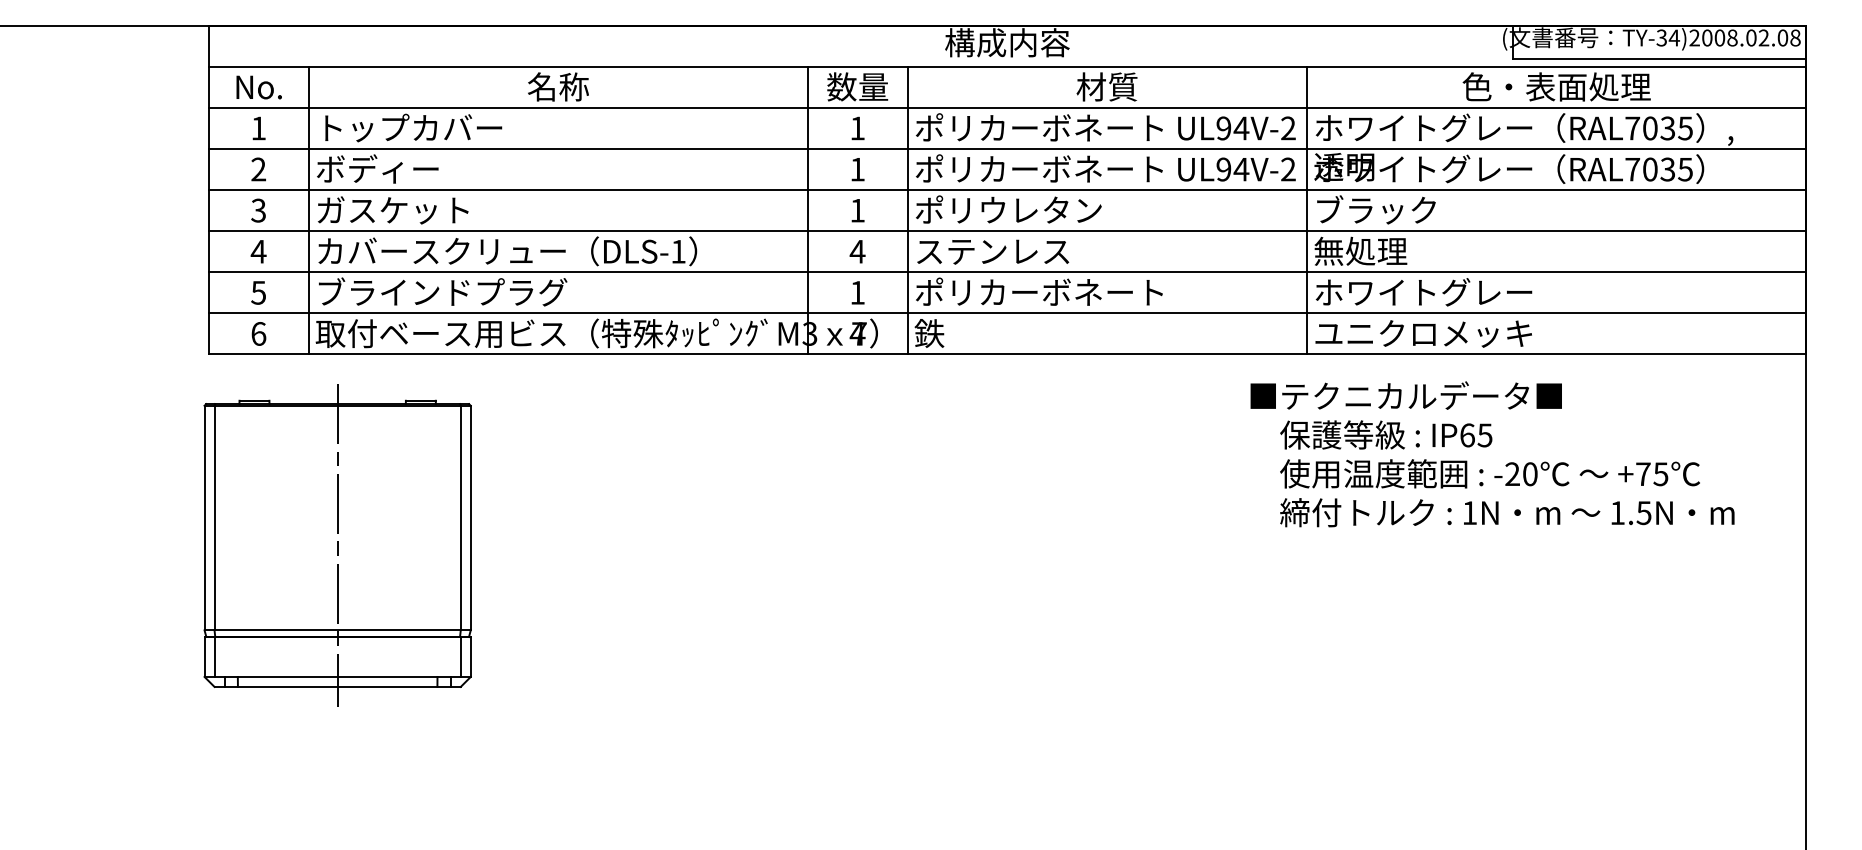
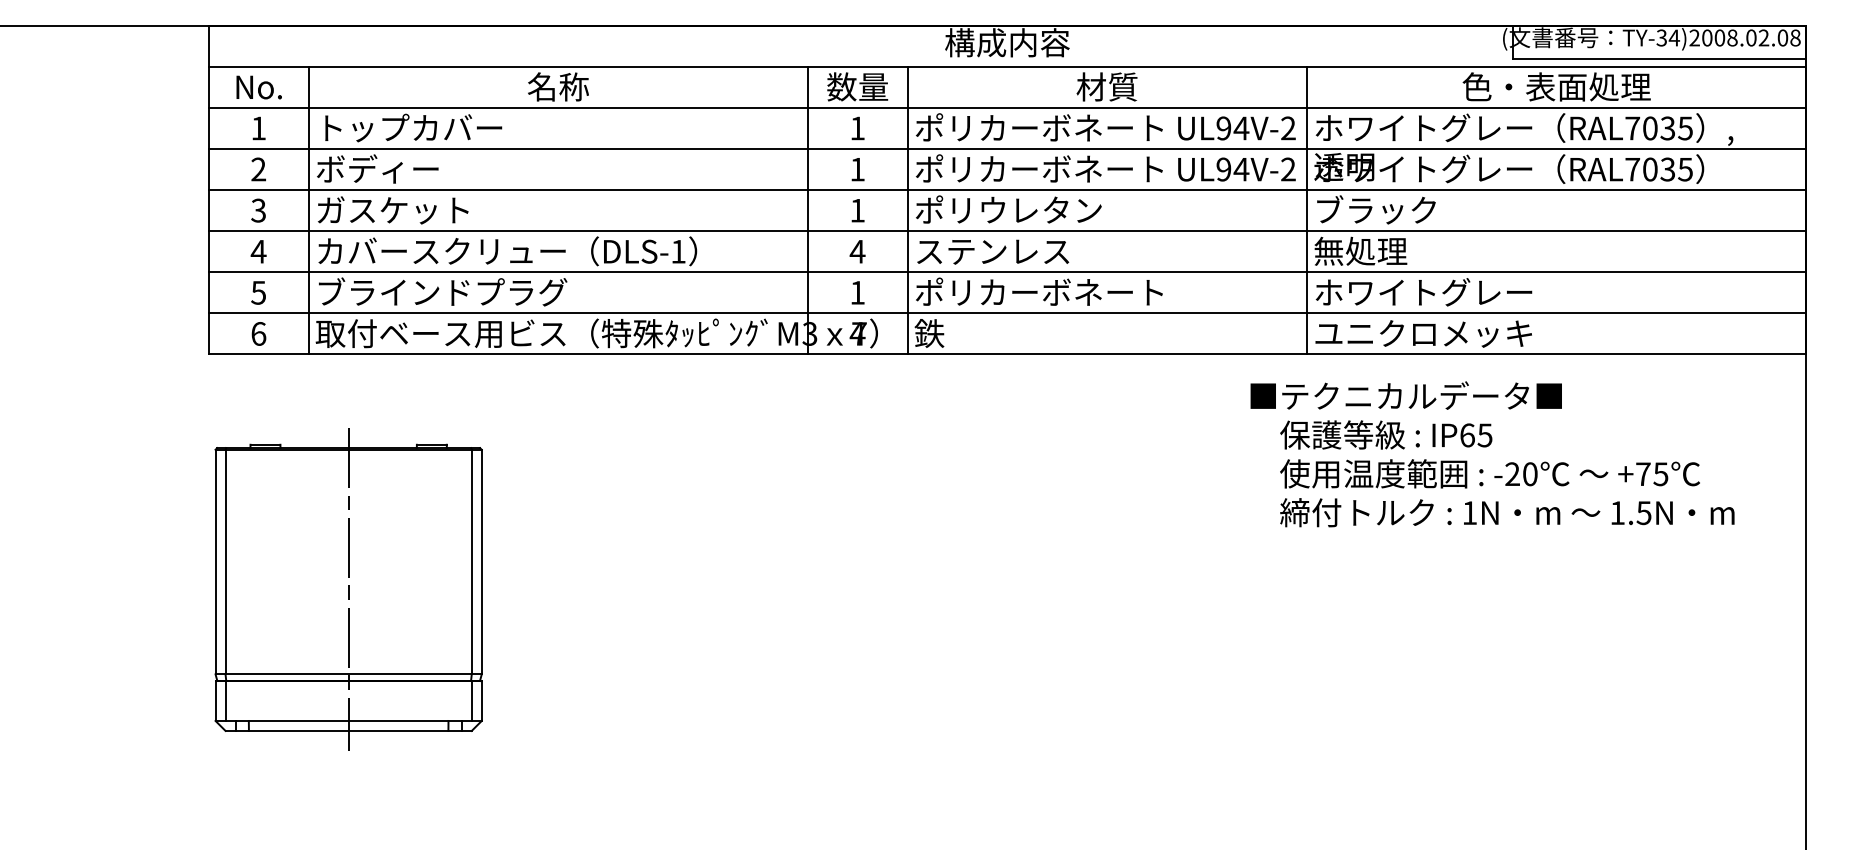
part position: (337, 545) -> (348, 589) (348, 589)
